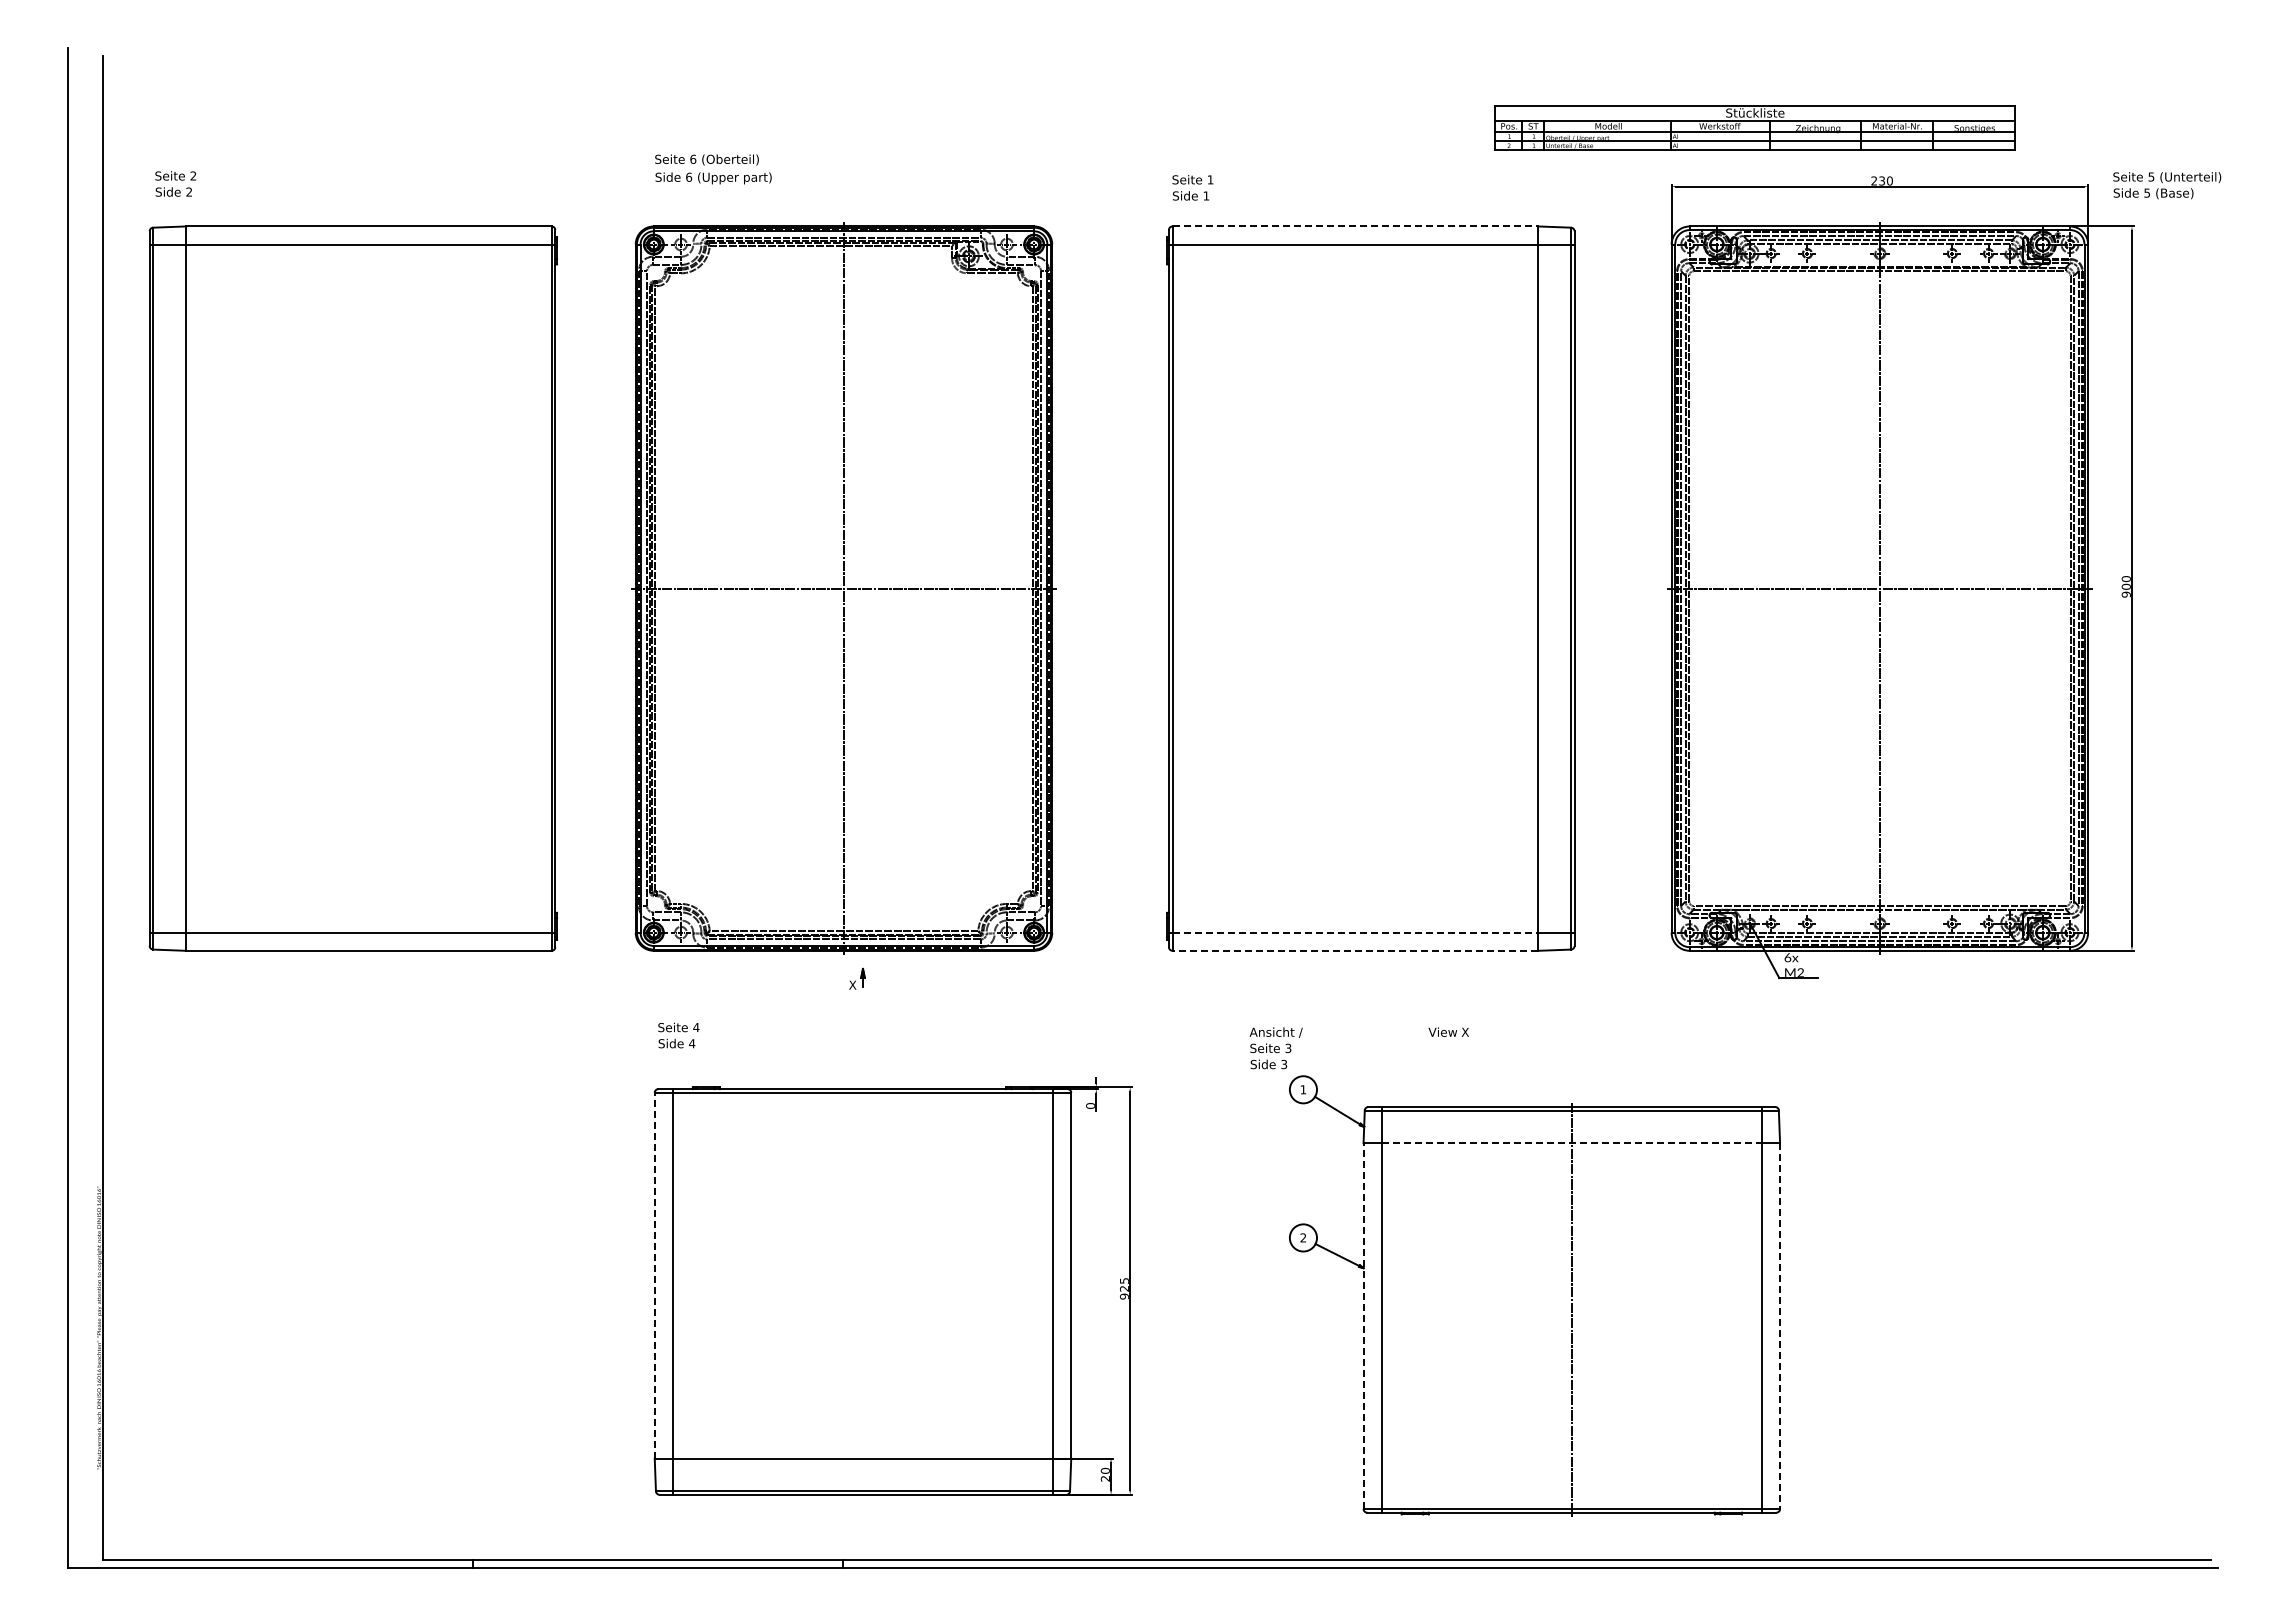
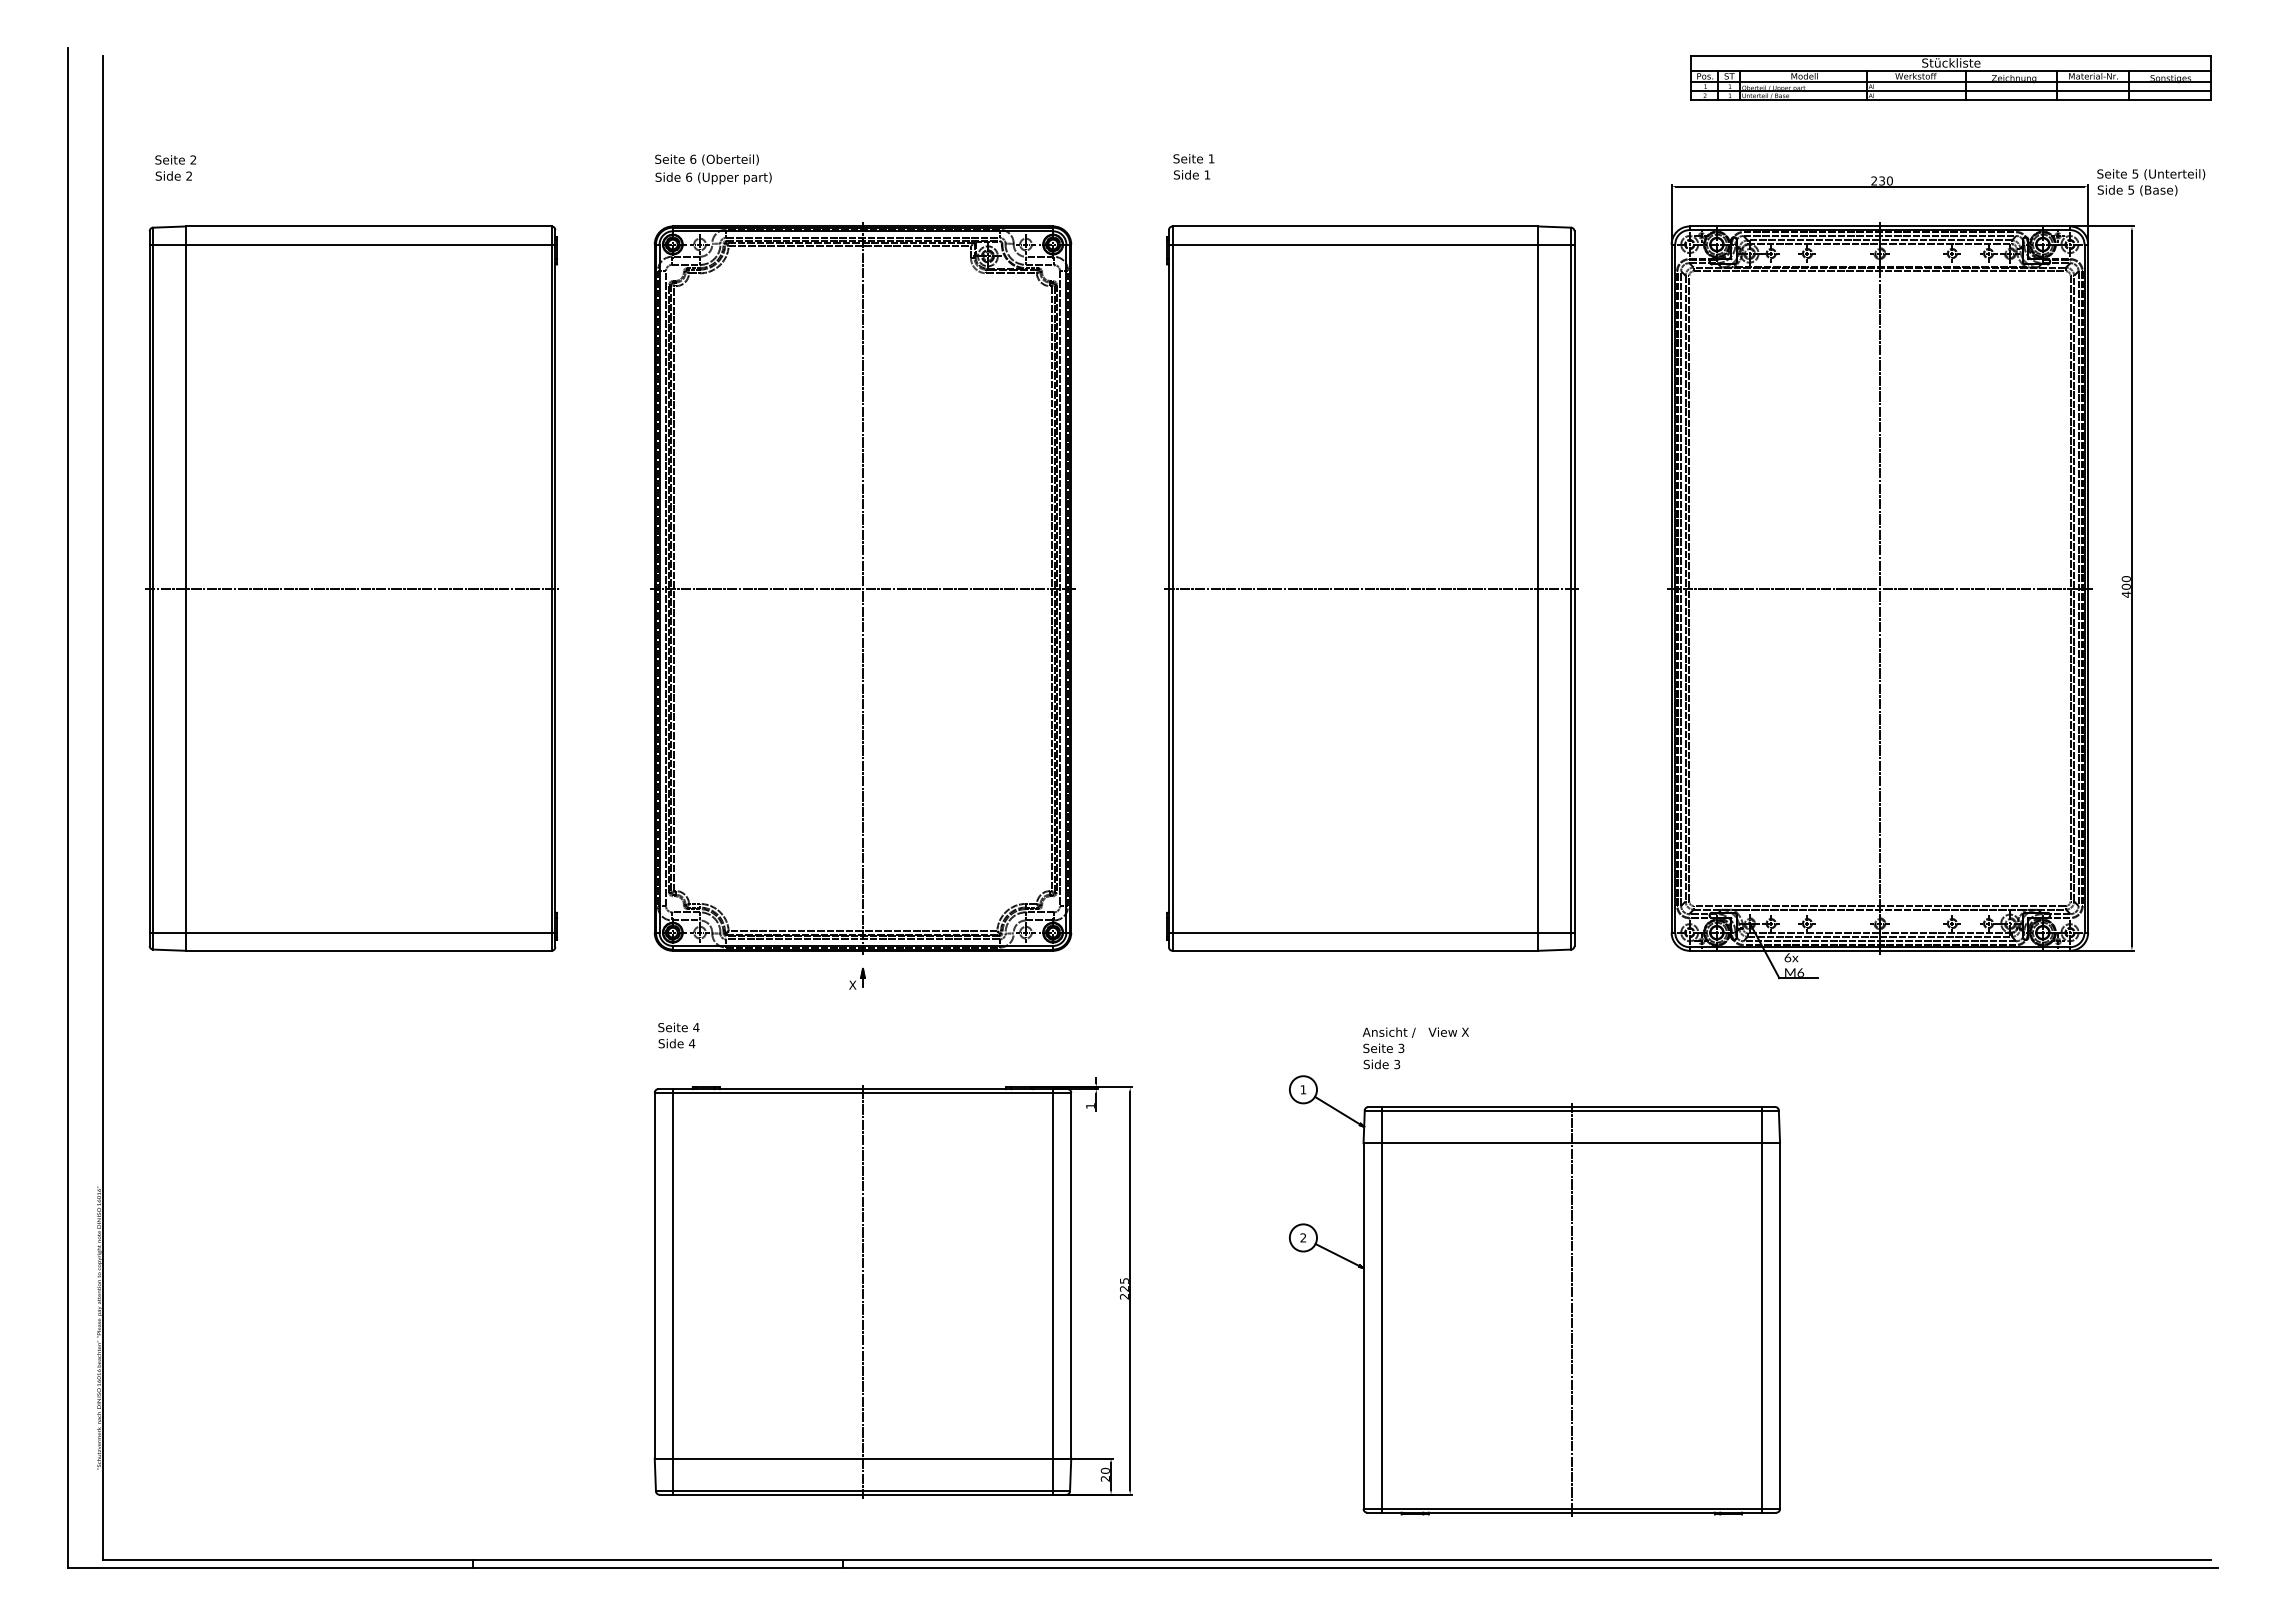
part position: (1754, 127) -> (1950, 77) (1950, 77)
text position: (175, 183) -> (175, 167) (175, 167)
text position: (2167, 185) -> (2151, 182) (2151, 182)
text position: (1192, 187) -> (1193, 166) (1193, 166)
line: dashed -> solid (1355, 226)
line: none -> present (352, 588)
part position: (843, 588) -> (862, 588) (862, 588)
line: none -> present (1371, 588)
text: 900 -> 400 (2125, 594)
line: dashed -> solid (1355, 932)
line: dashed -> solid (1355, 950)
text: M2 -> M6 (1800, 972)
text position: (1275, 1048) -> (1388, 1048) (1388, 1048)
text: 0 -> 1 (1090, 1105)
line: dashed -> solid (1572, 1143)
line: dashed -> solid (654, 1275)
line: none -> present (863, 1291)
text: 925 -> 225 (1124, 1296)
line: dashed -> solid (1363, 1326)
line: dashed -> solid (1780, 1326)
